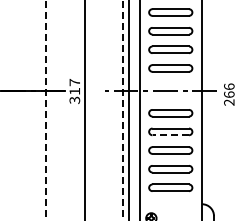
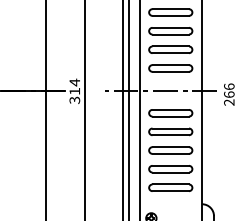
text: 317 -> 314 (74, 82)
line: dashed -> solid (46, 110)
line: dashed -> solid (123, 110)
line: dashed -> solid (170, 135)
